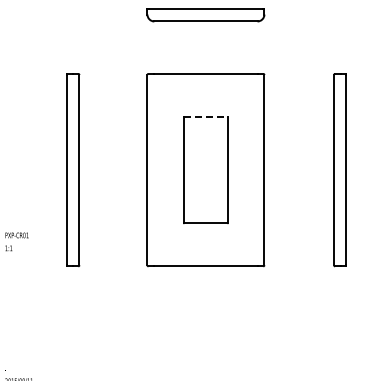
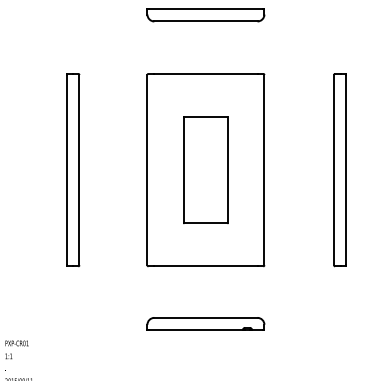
line: dashed -> solid (206, 116)
text position: (16, 241) -> (16, 349) (16, 349)
part: none -> present (205, 323)
